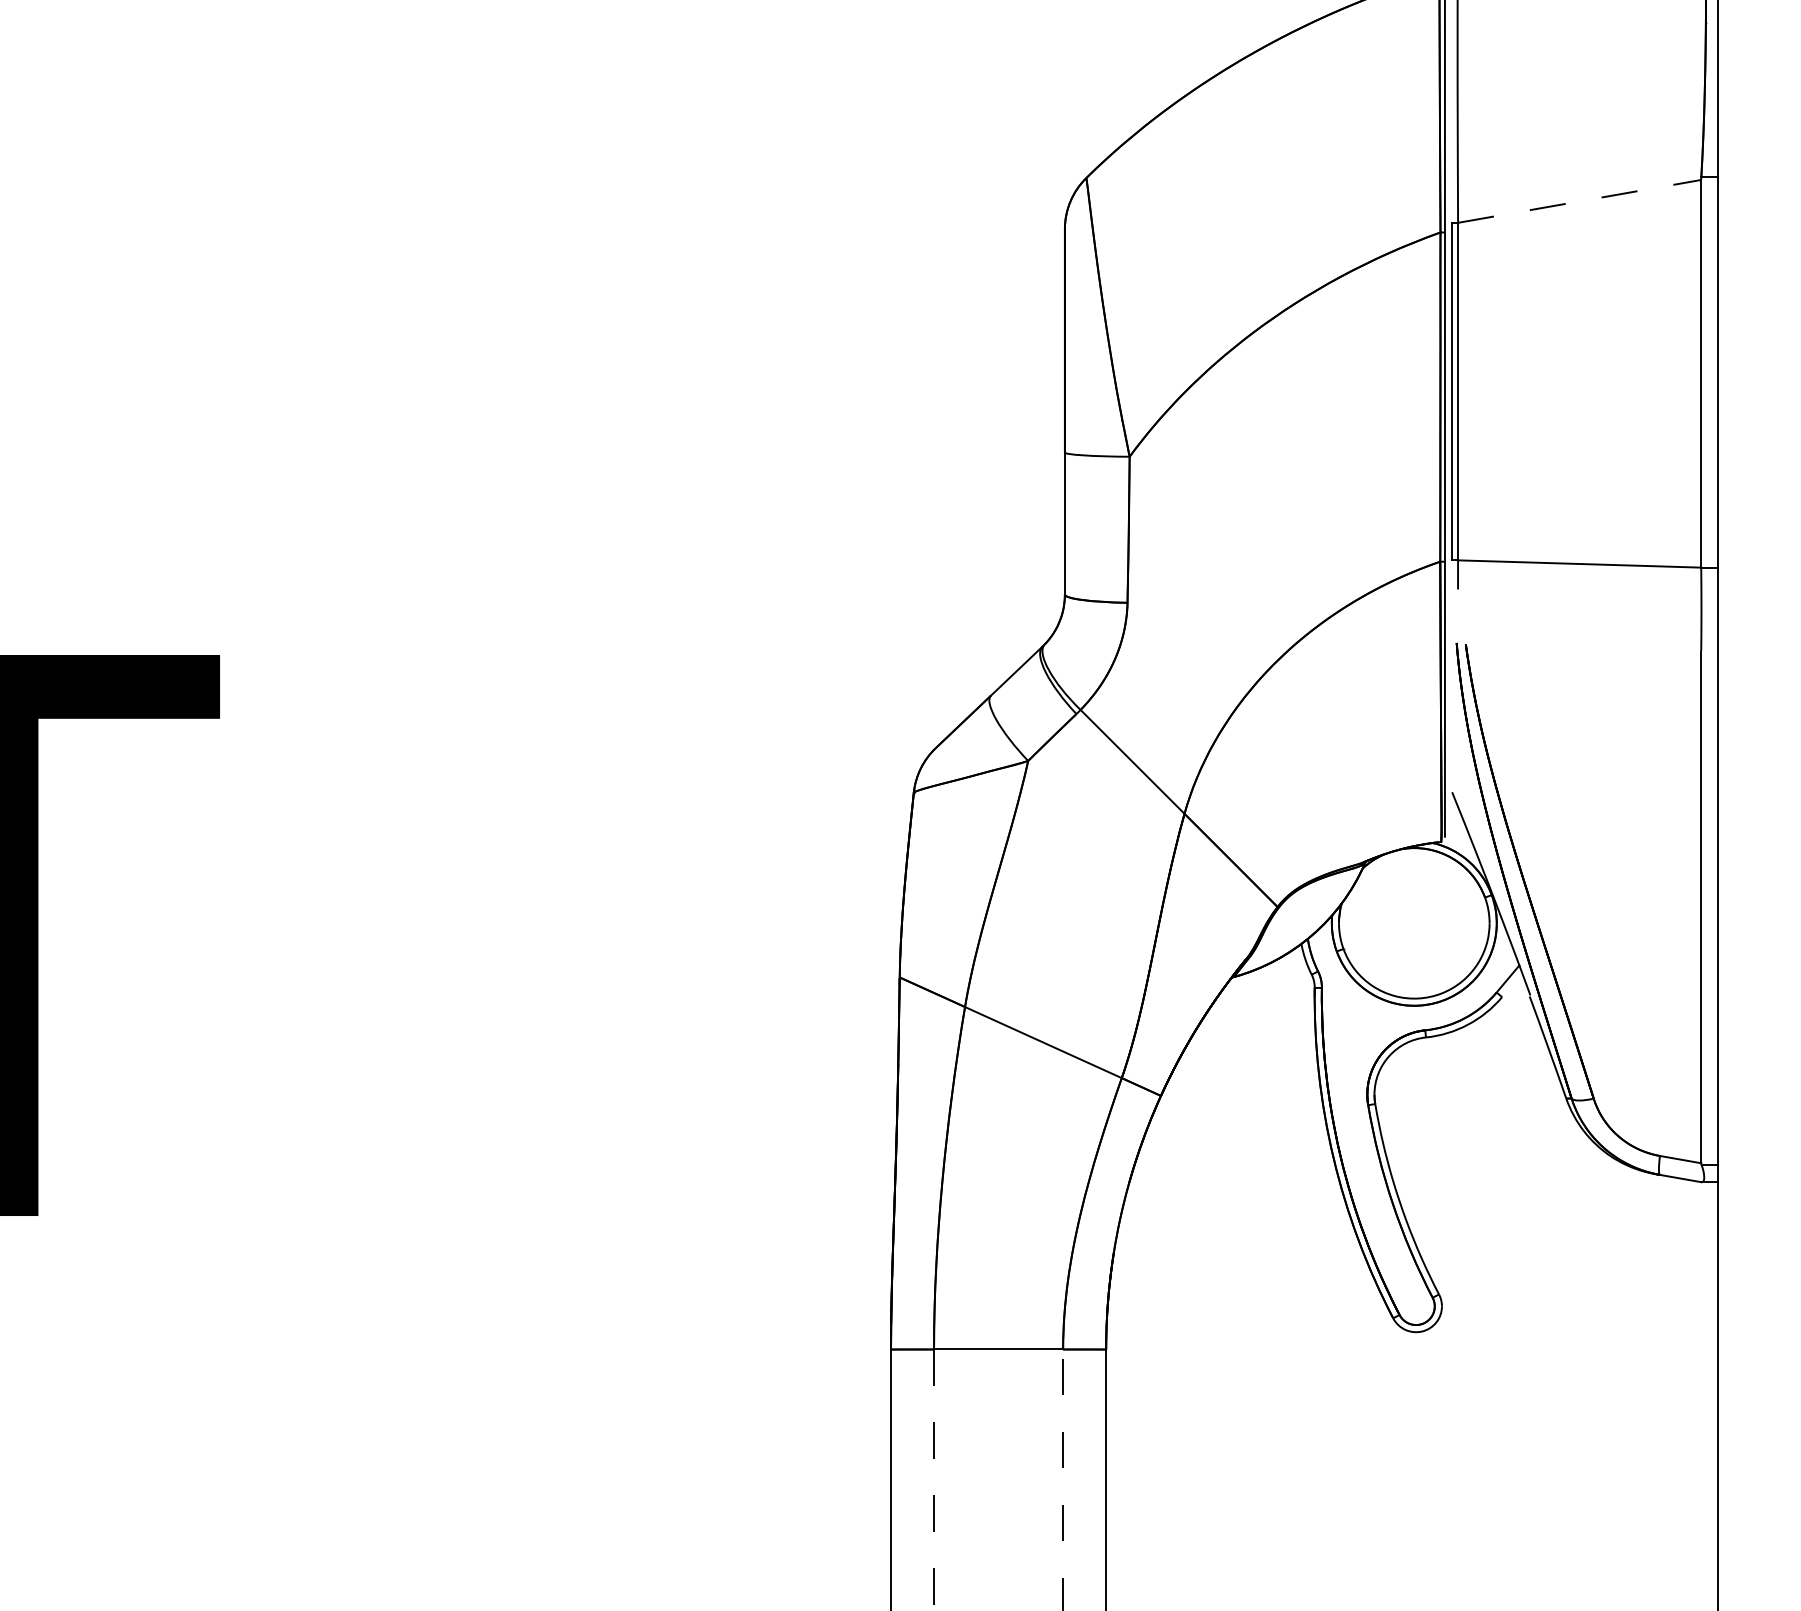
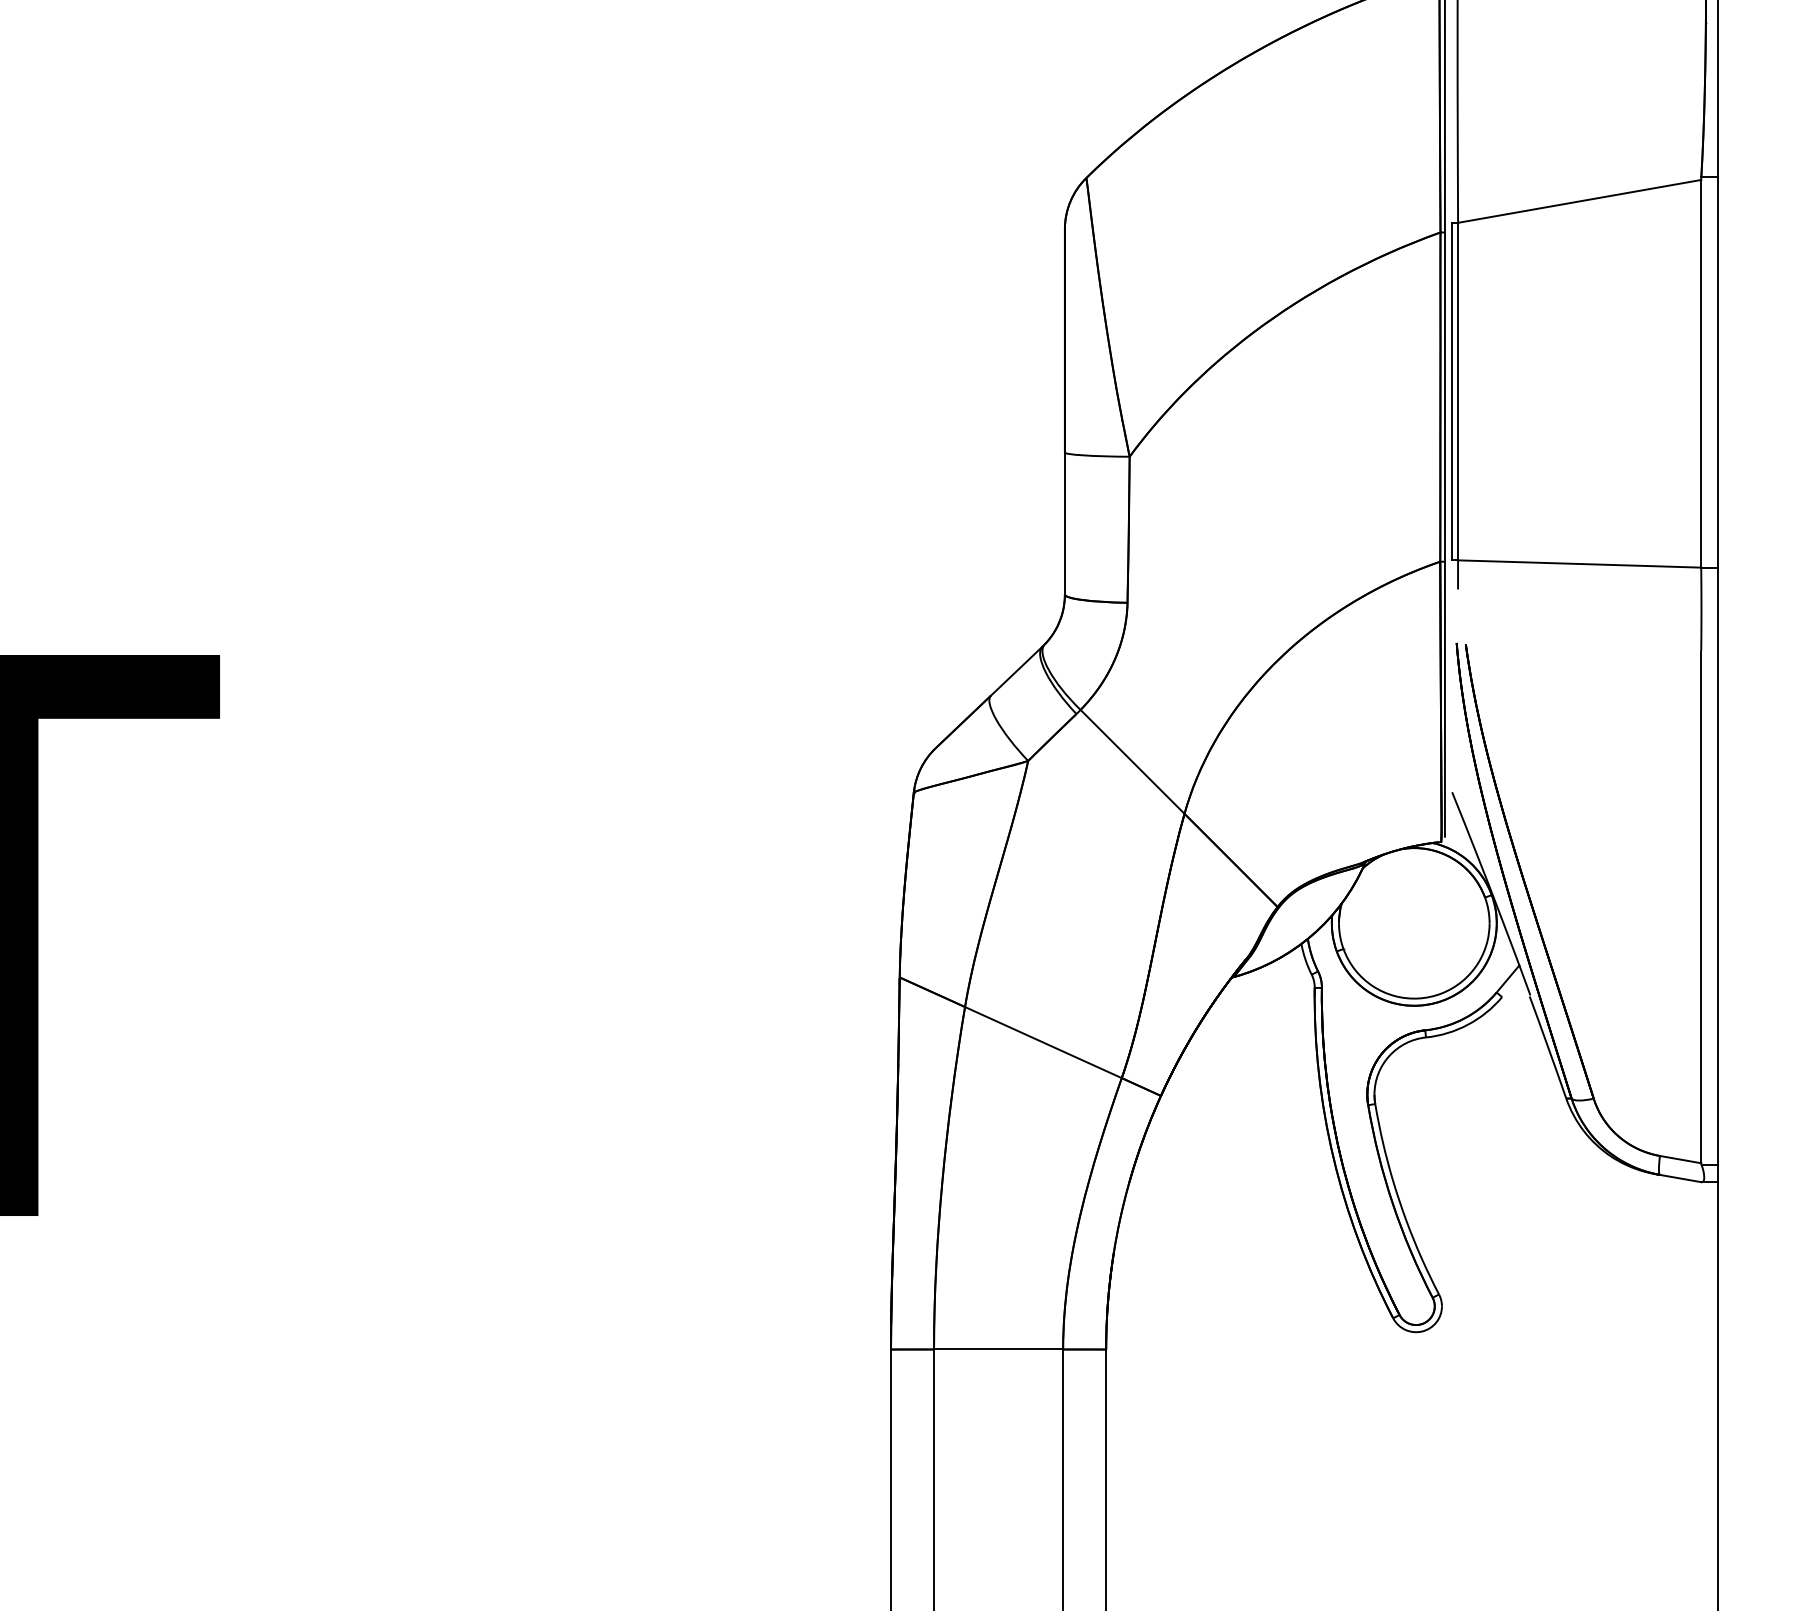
line: dashed -> solid (1580, 201)
line: dashed -> solid (1063, 1479)
line: dashed -> solid (934, 1480)
